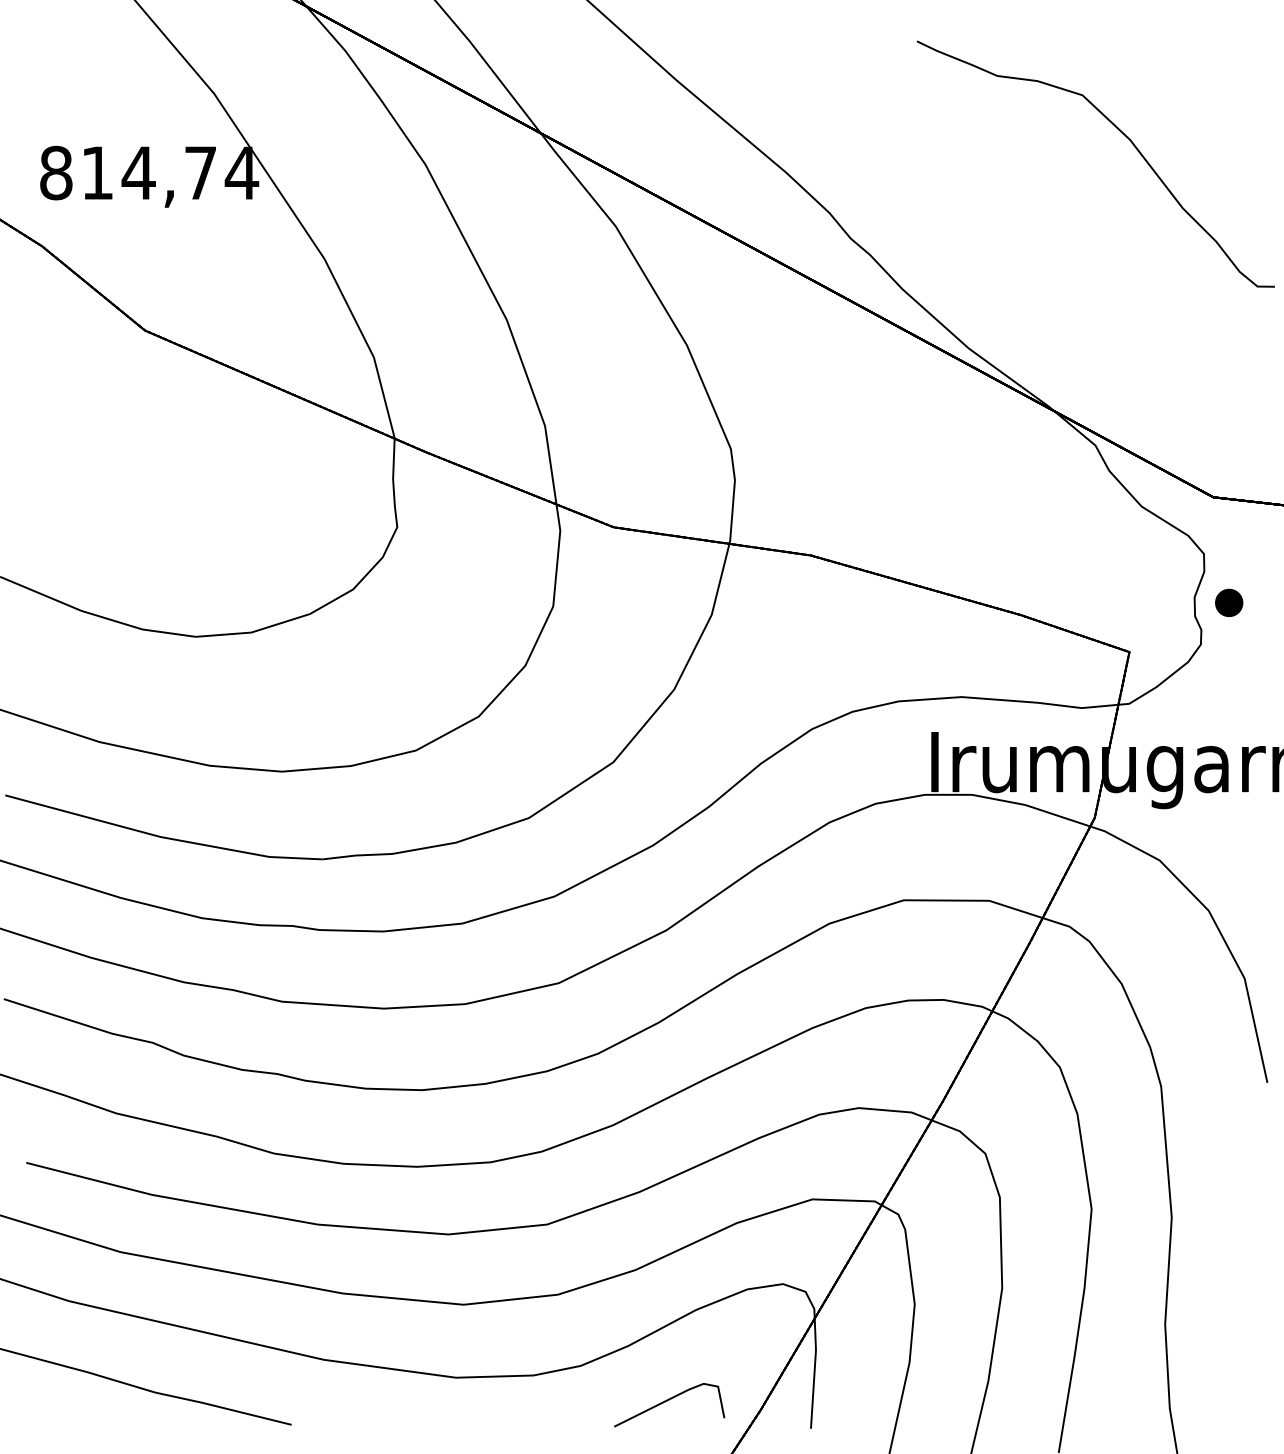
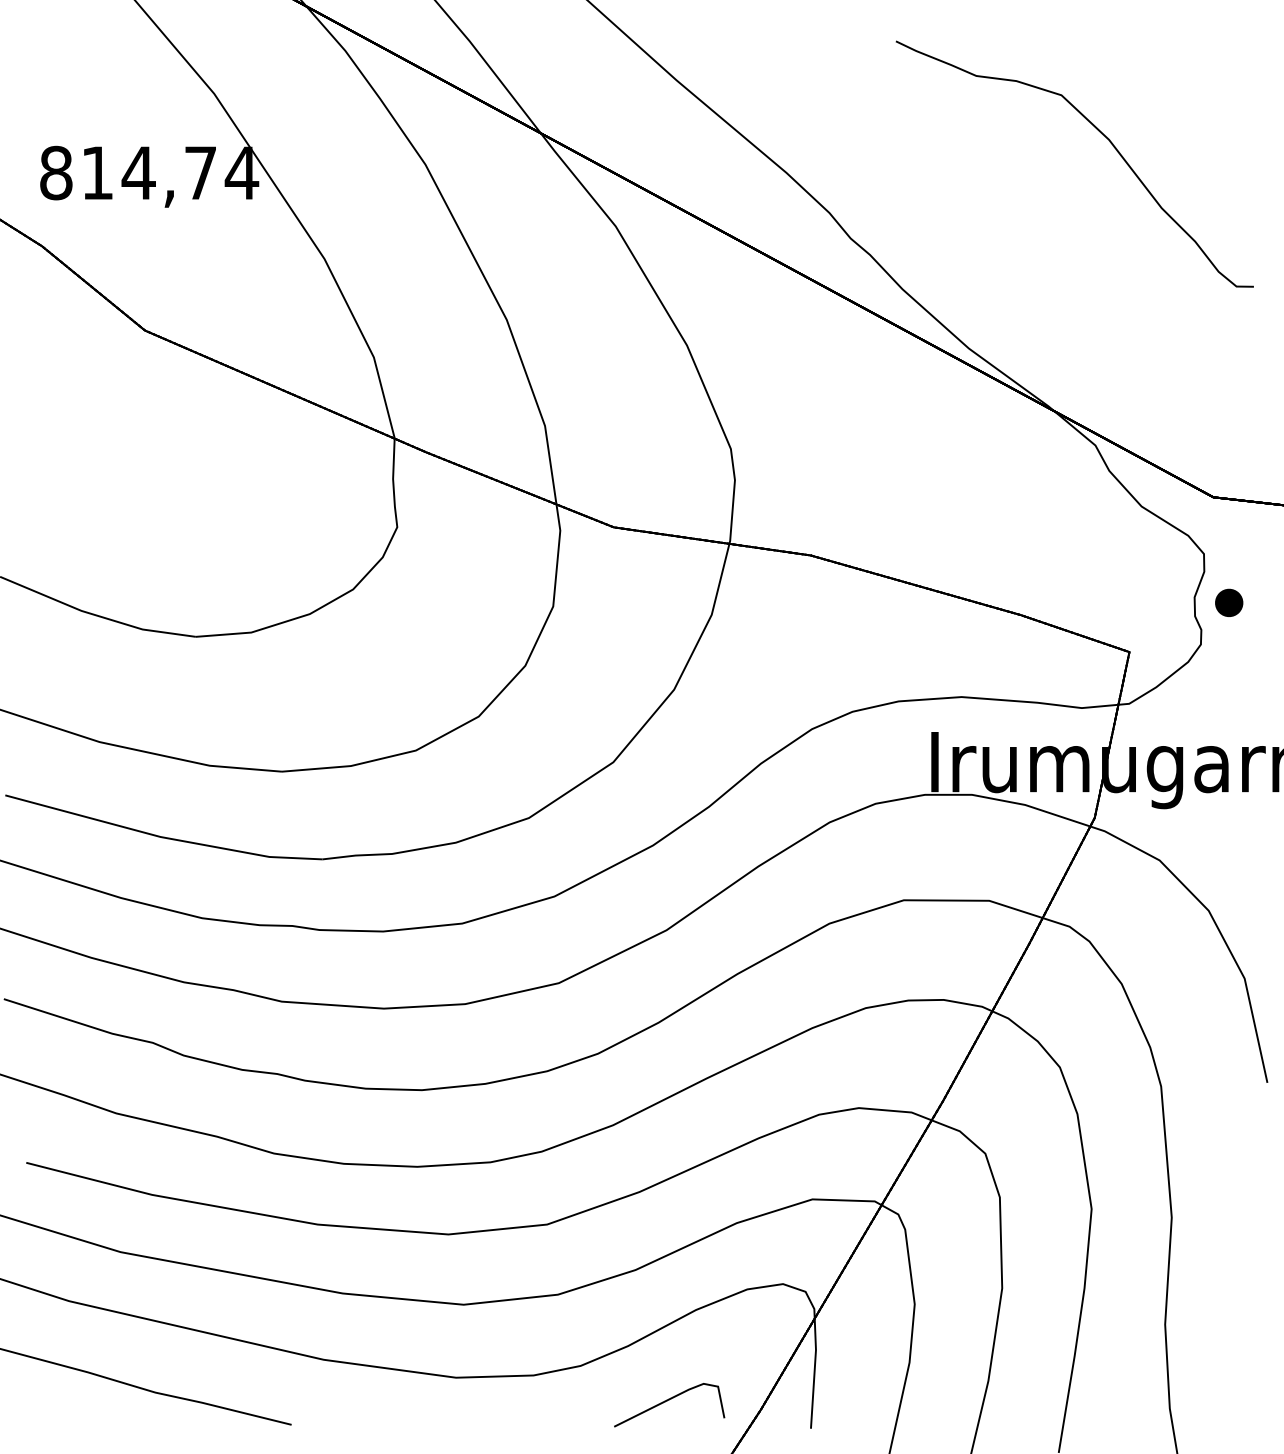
curve position: (1122, 134) -> (1101, 134) (1101, 134)
